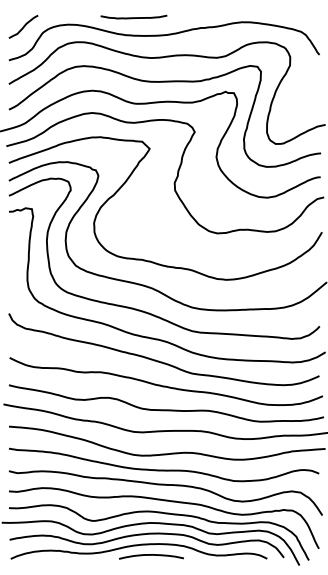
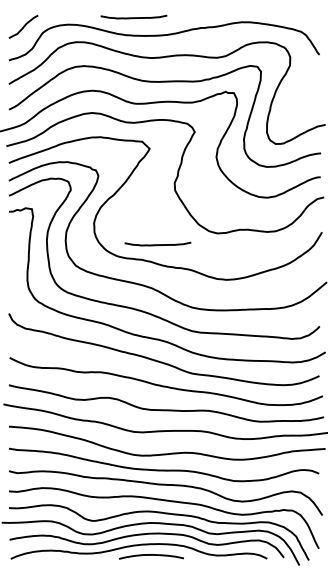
curve: none -> present (157, 244)
